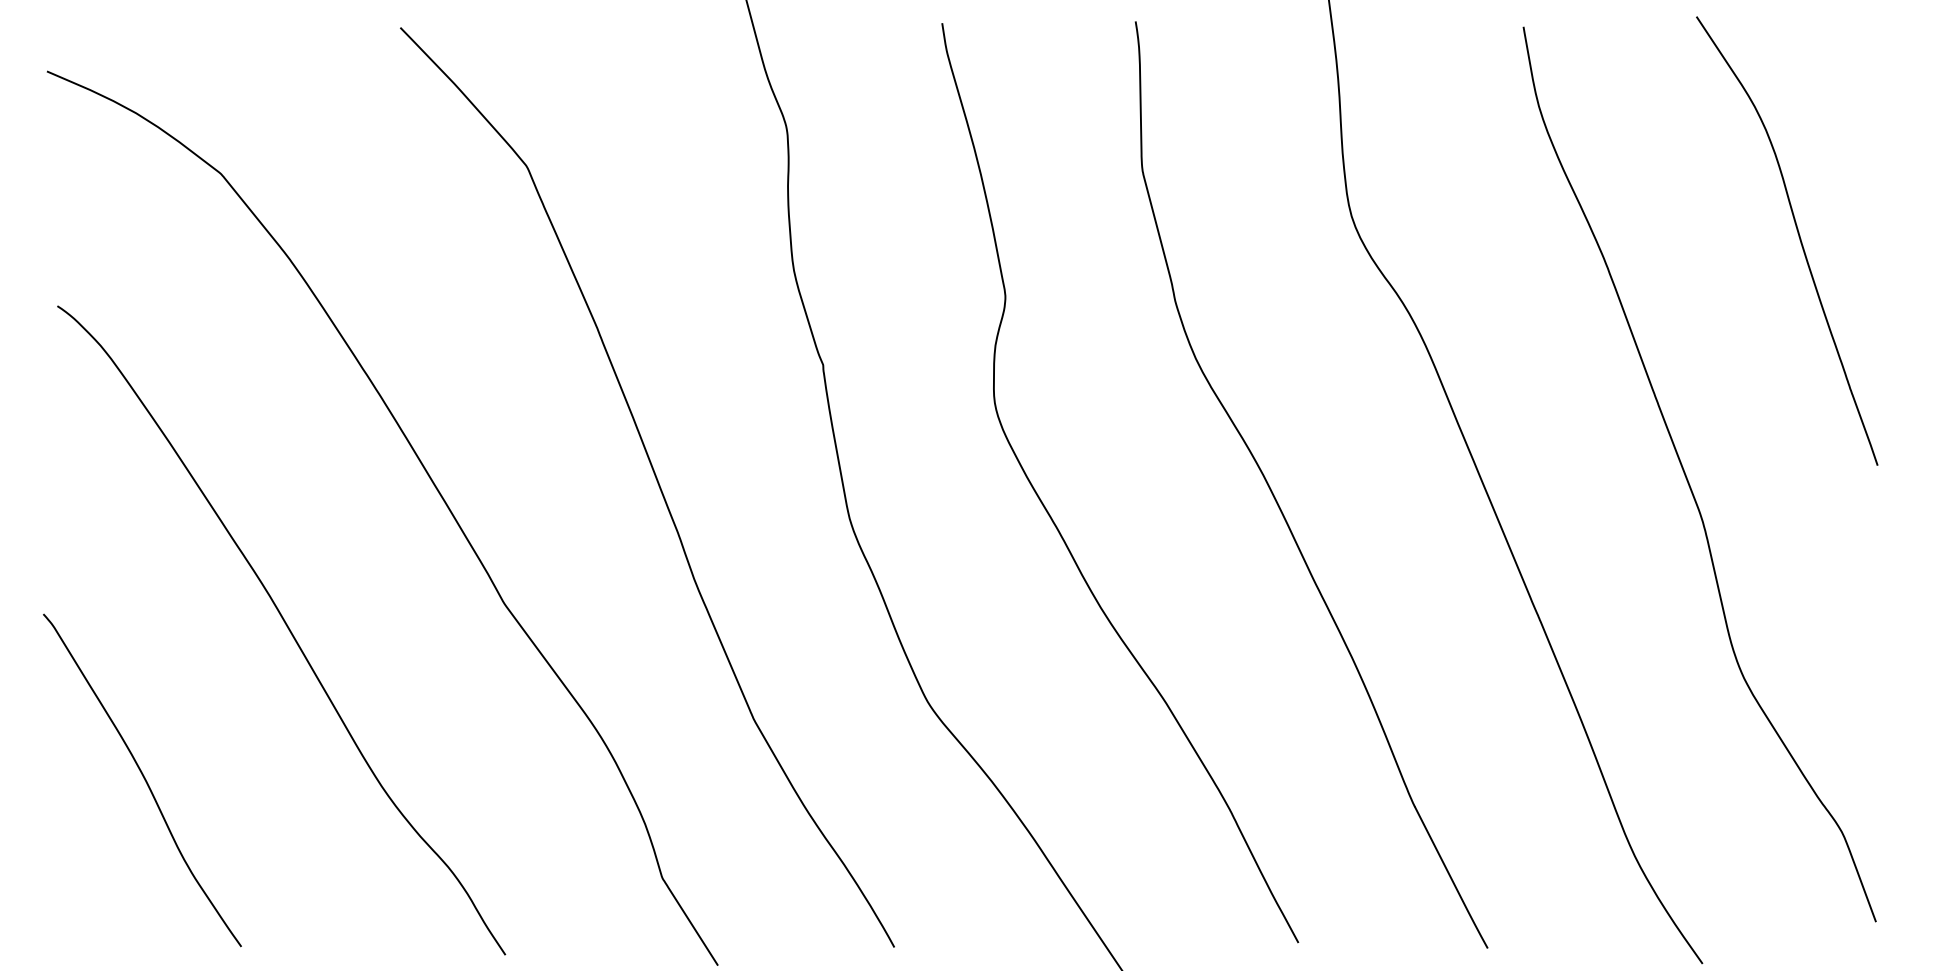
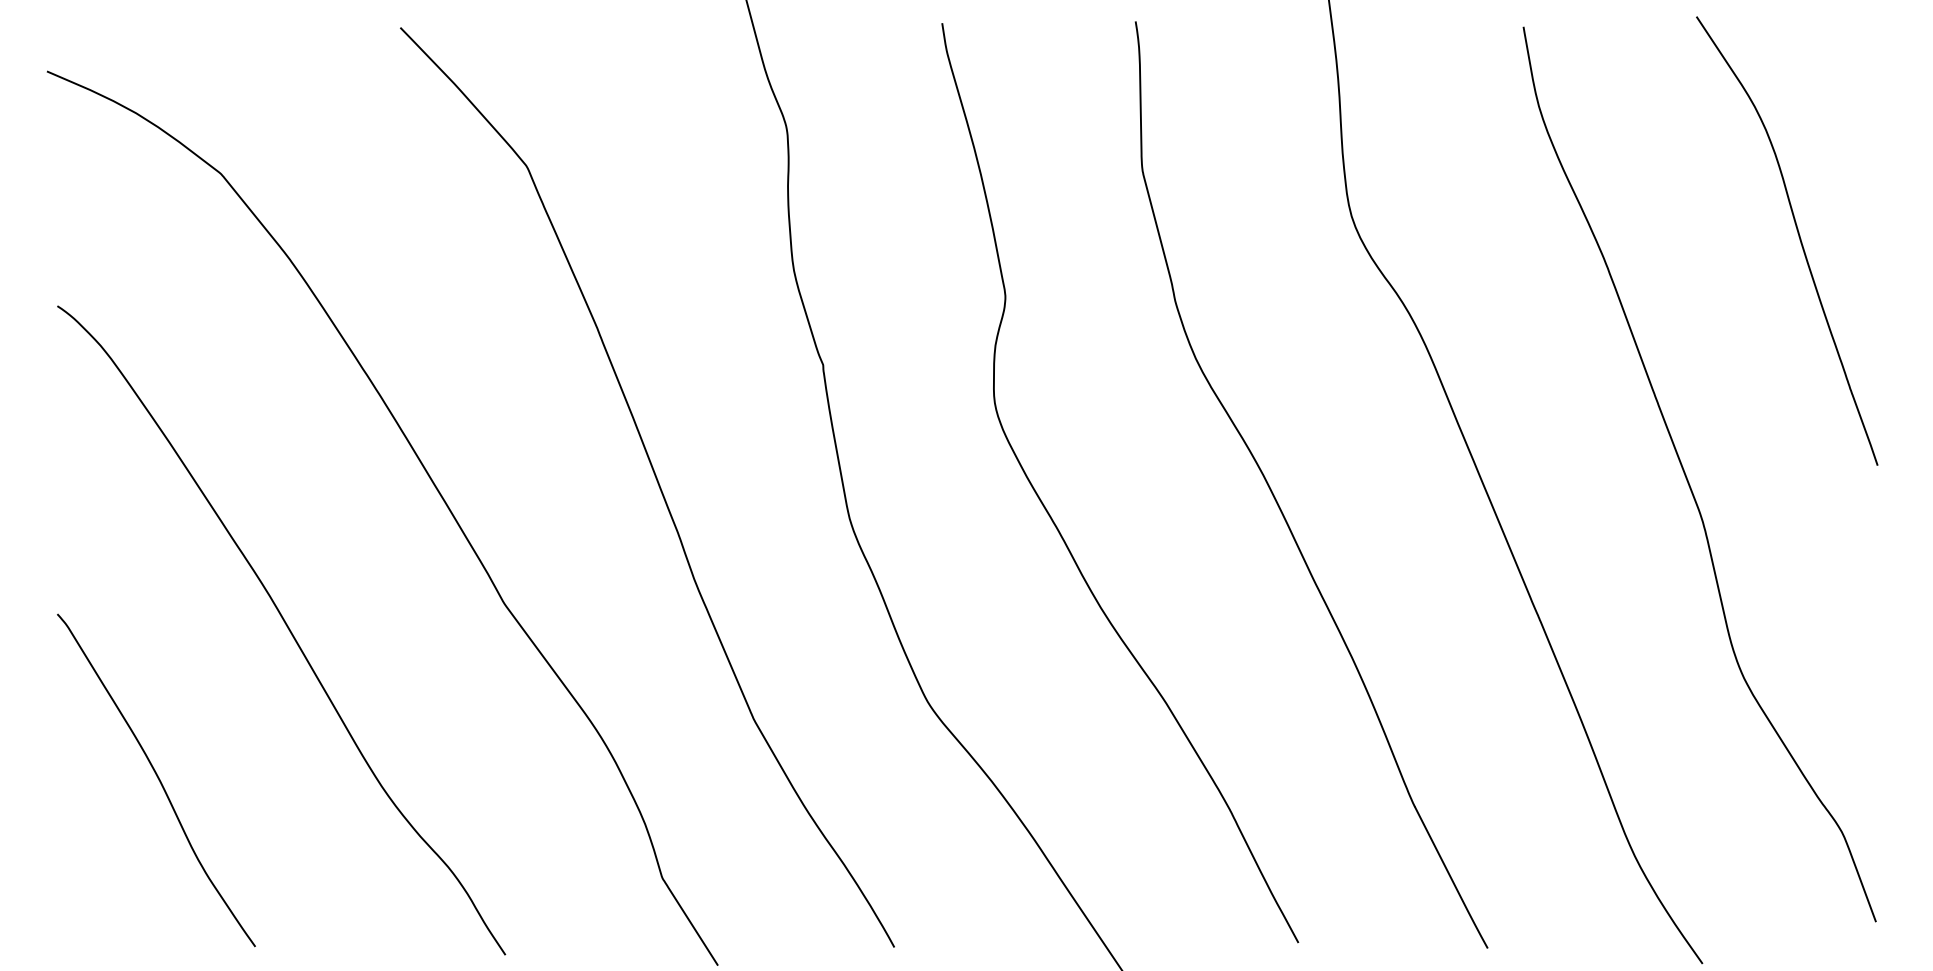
curve position: (144, 780) -> (158, 780) (158, 780)
